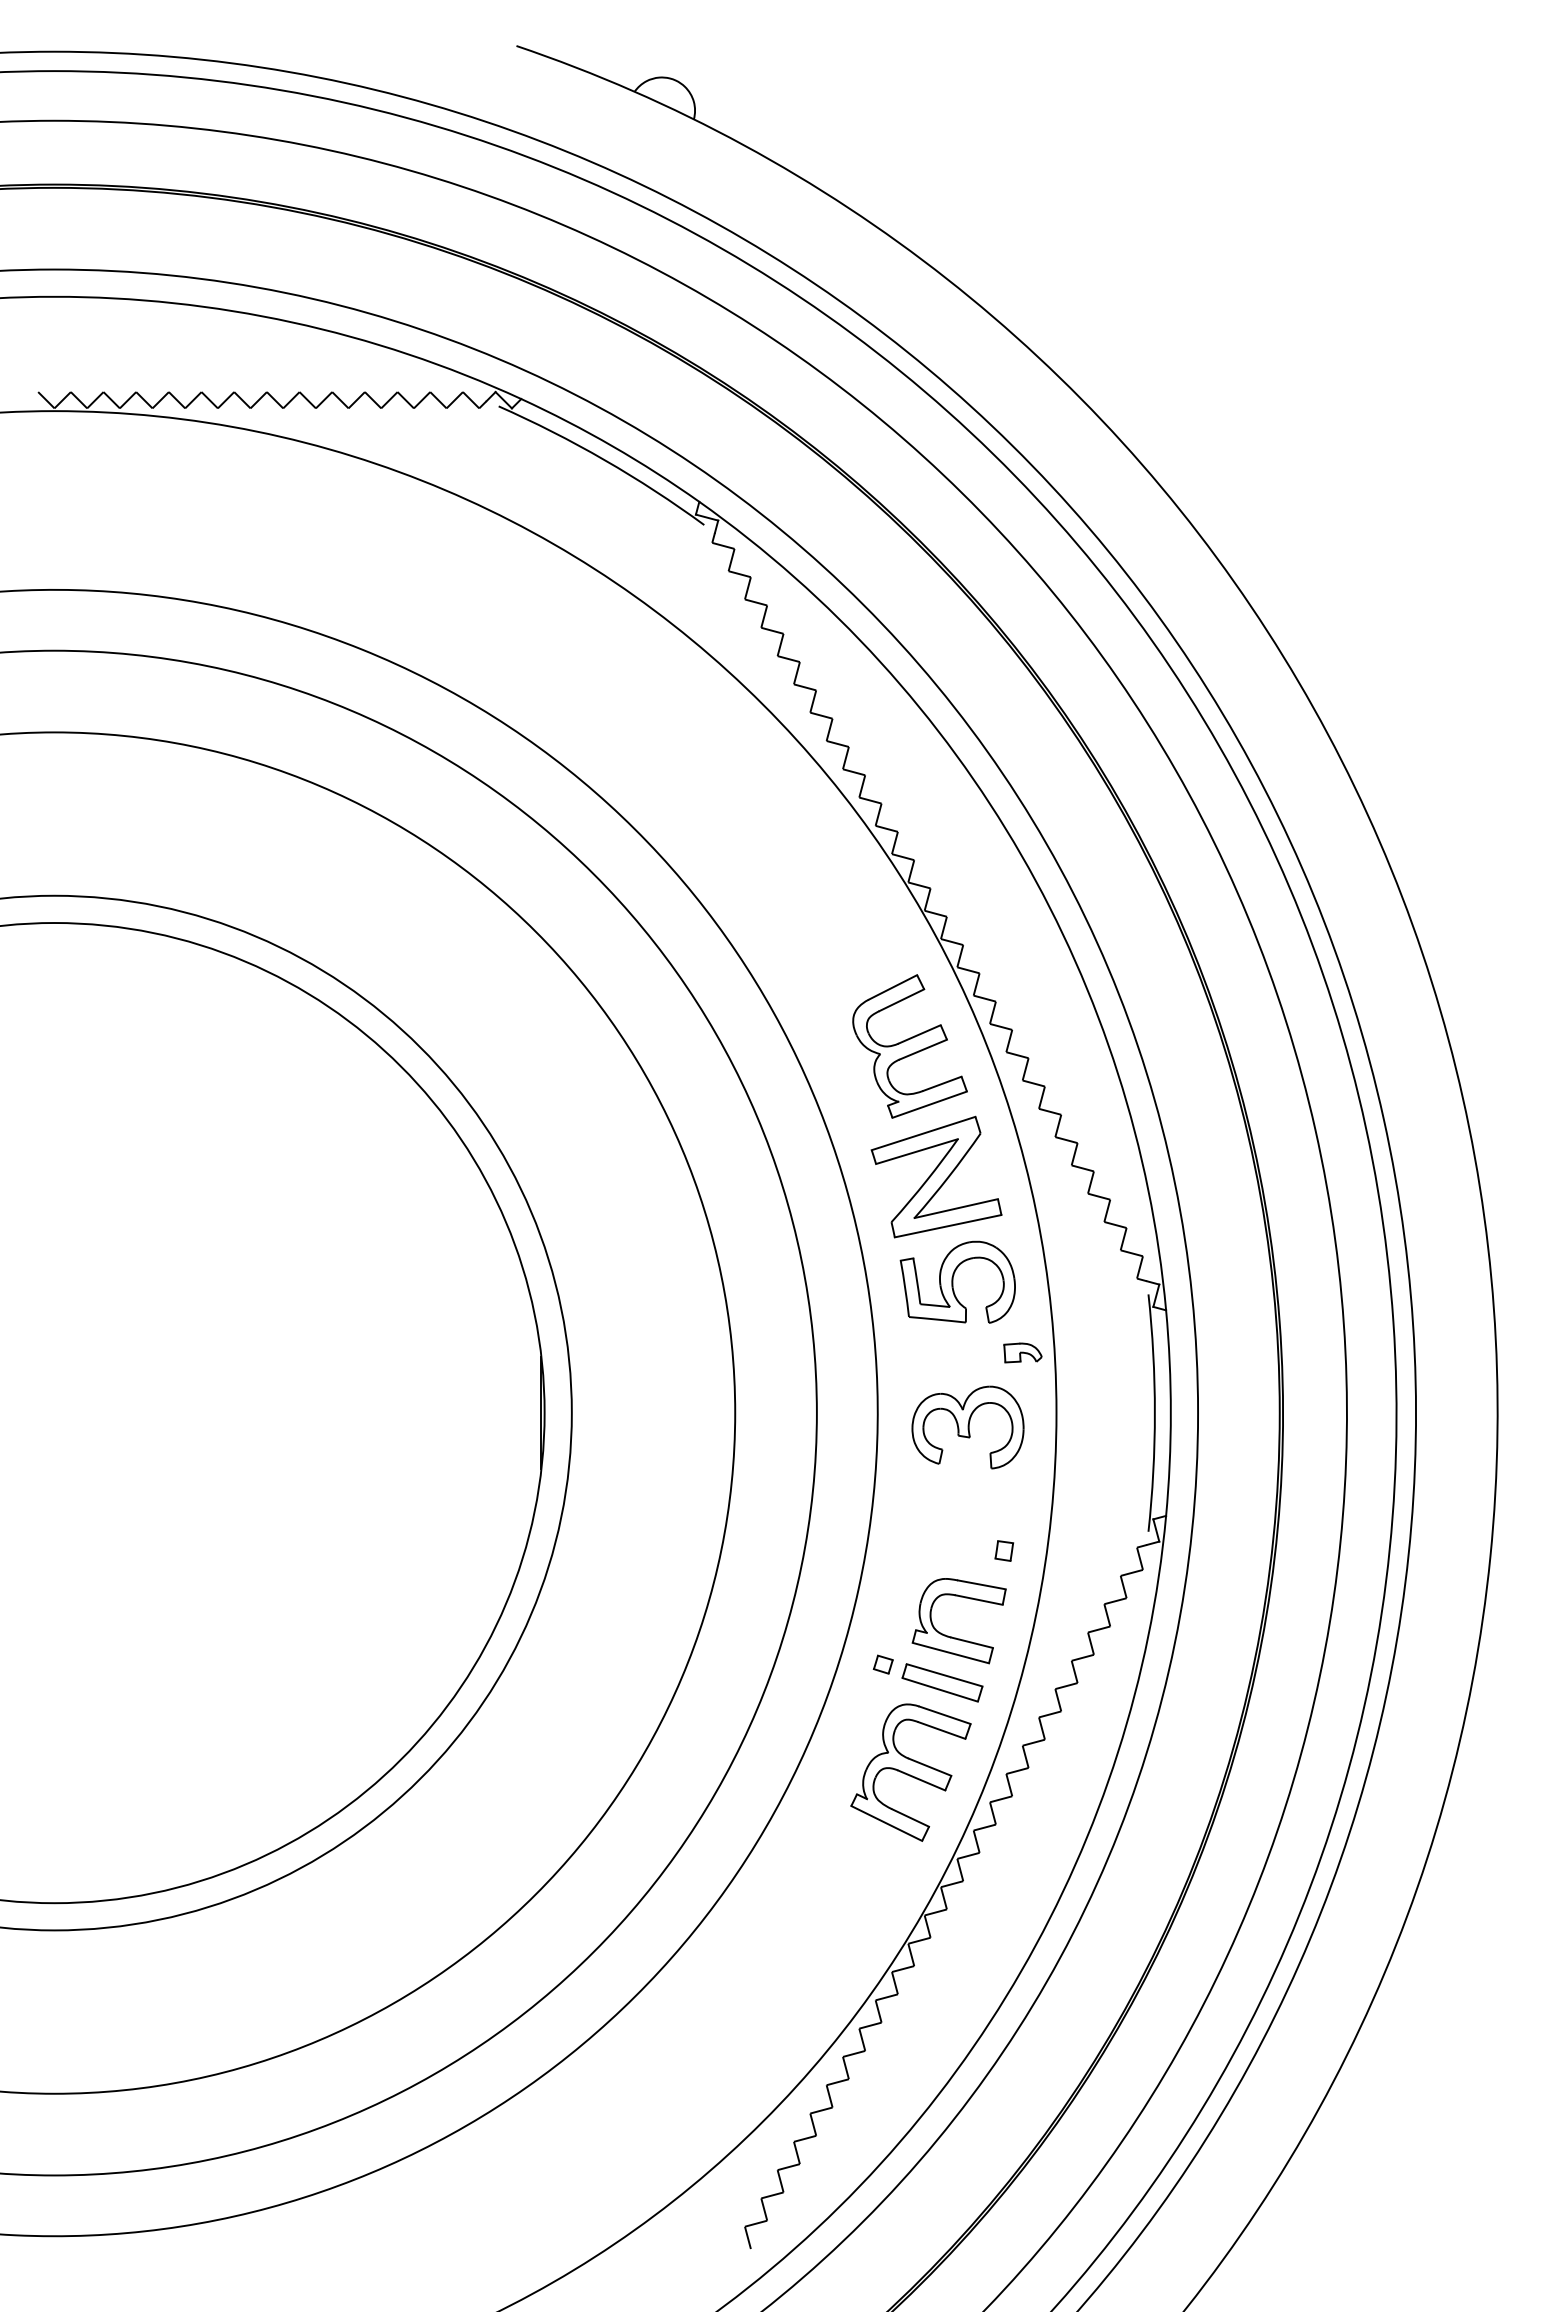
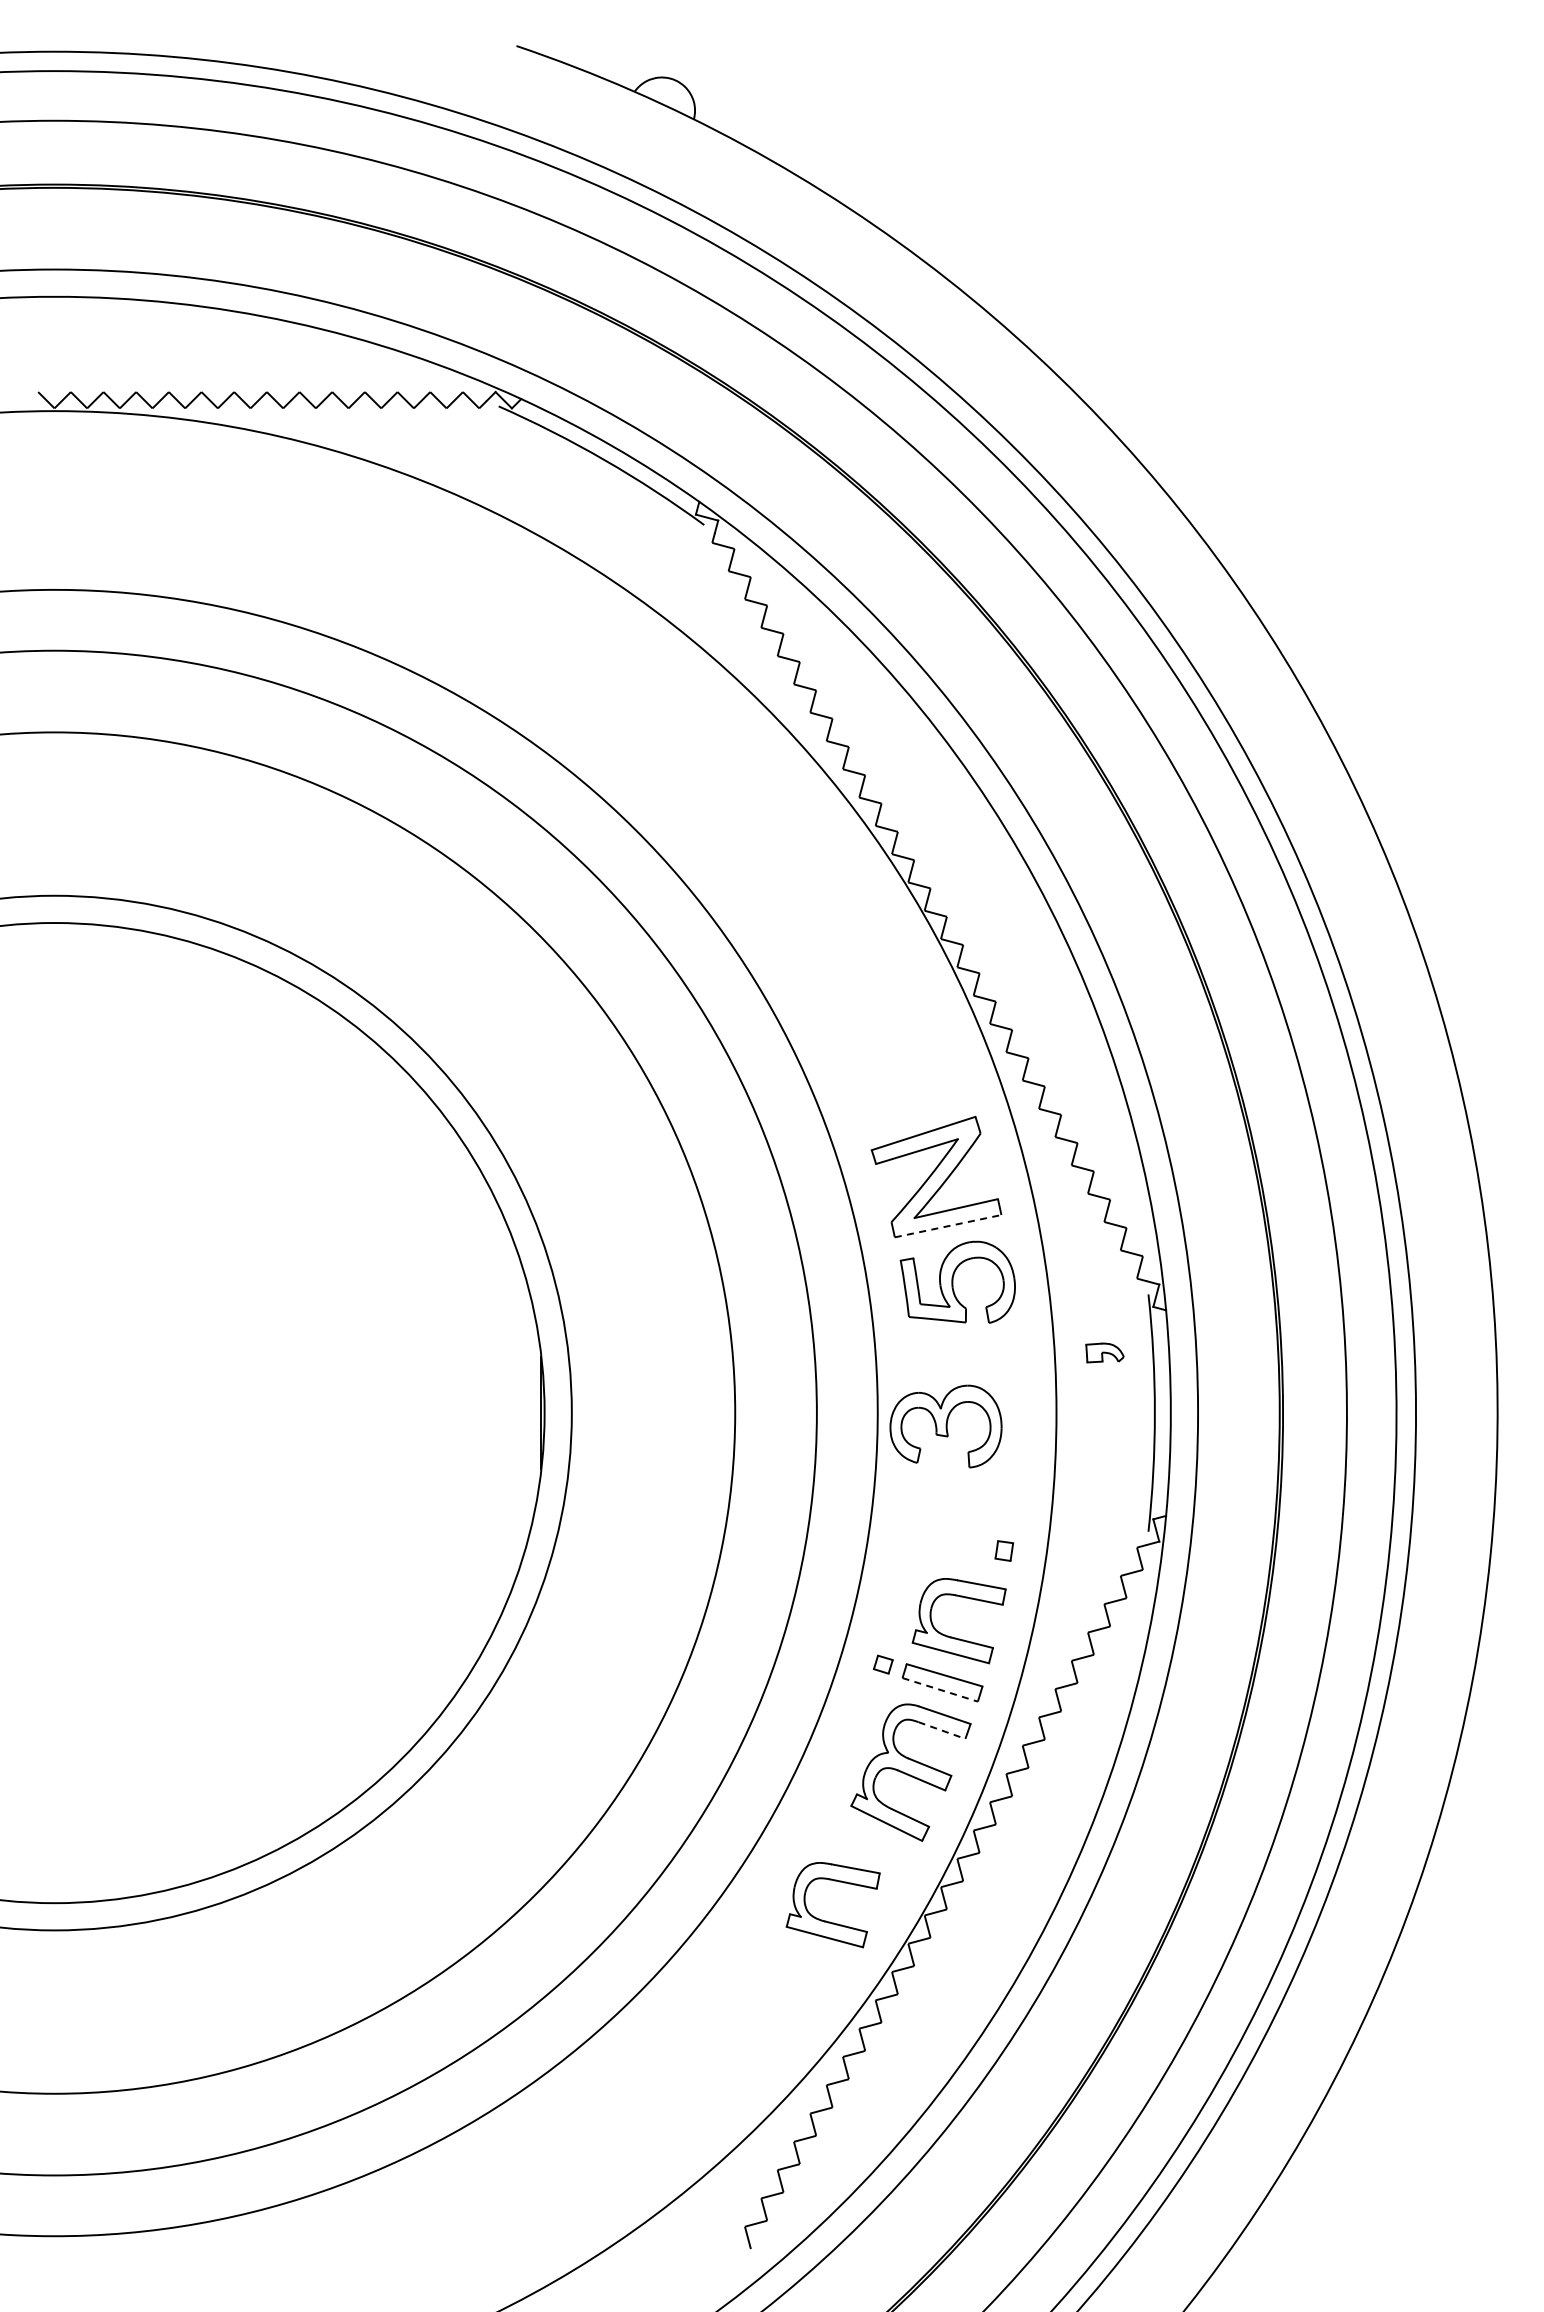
part: present -> none (909, 1046)
line: solid -> dashed (948, 1226)
part position: (1022, 1352) -> (1104, 1352) (1104, 1352)
part position: (967, 1427) -> (945, 1426) (945, 1426)
line: solid -> dashed (940, 1690)
line: solid -> dashed (941, 1730)
part: none -> present (830, 1921)
